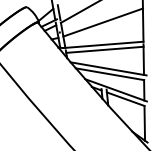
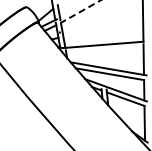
line: solid -> dashed (80, 11)
line: present -> none (102, 22)
line: present -> none (104, 49)
